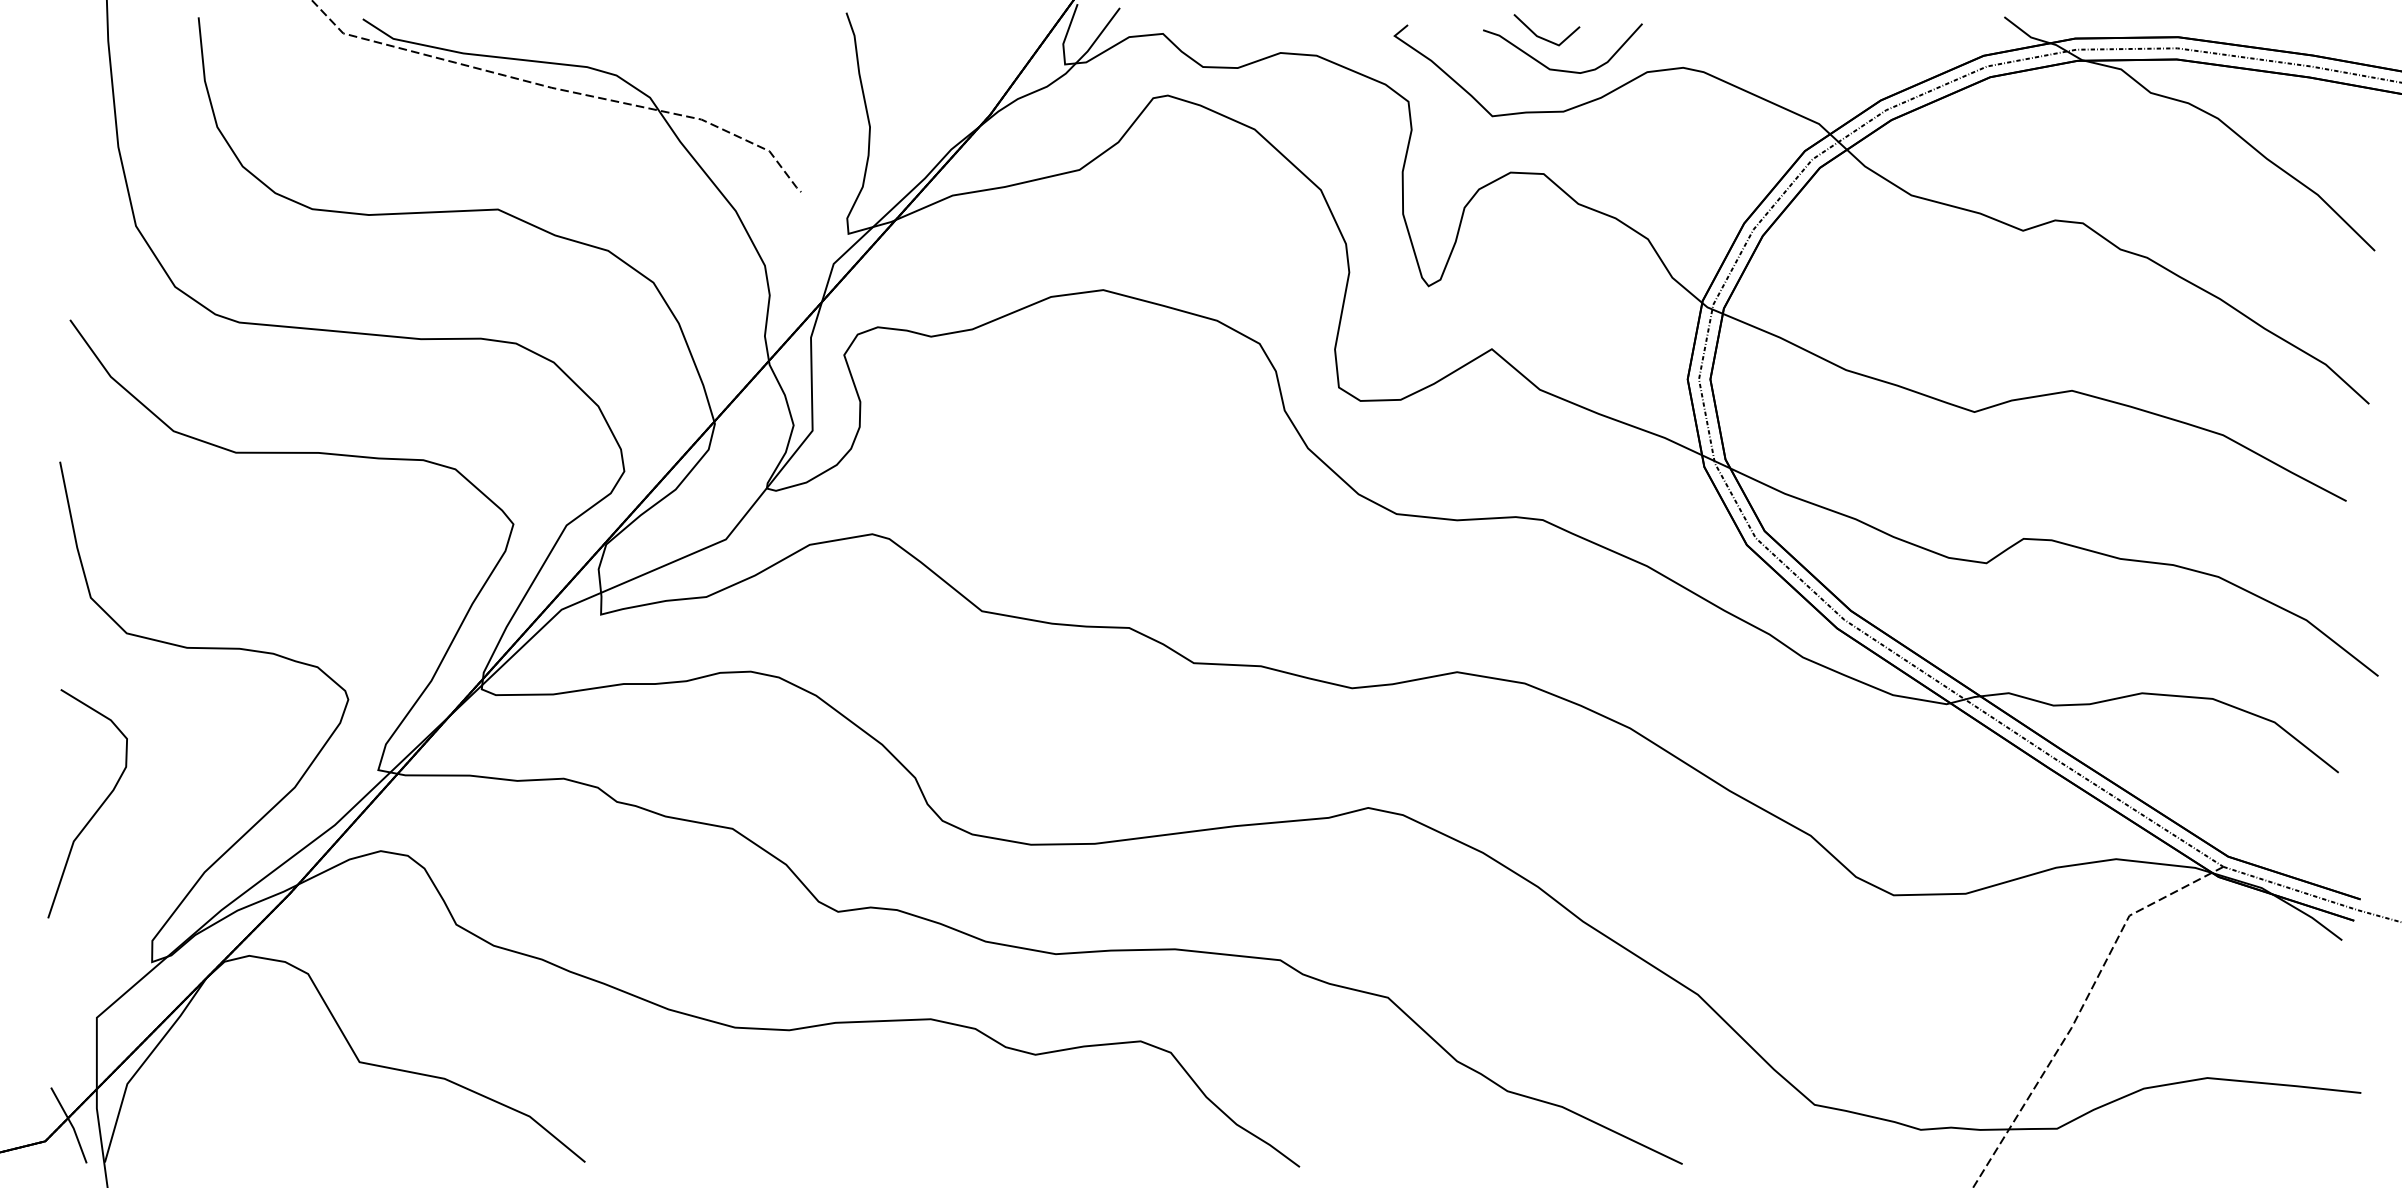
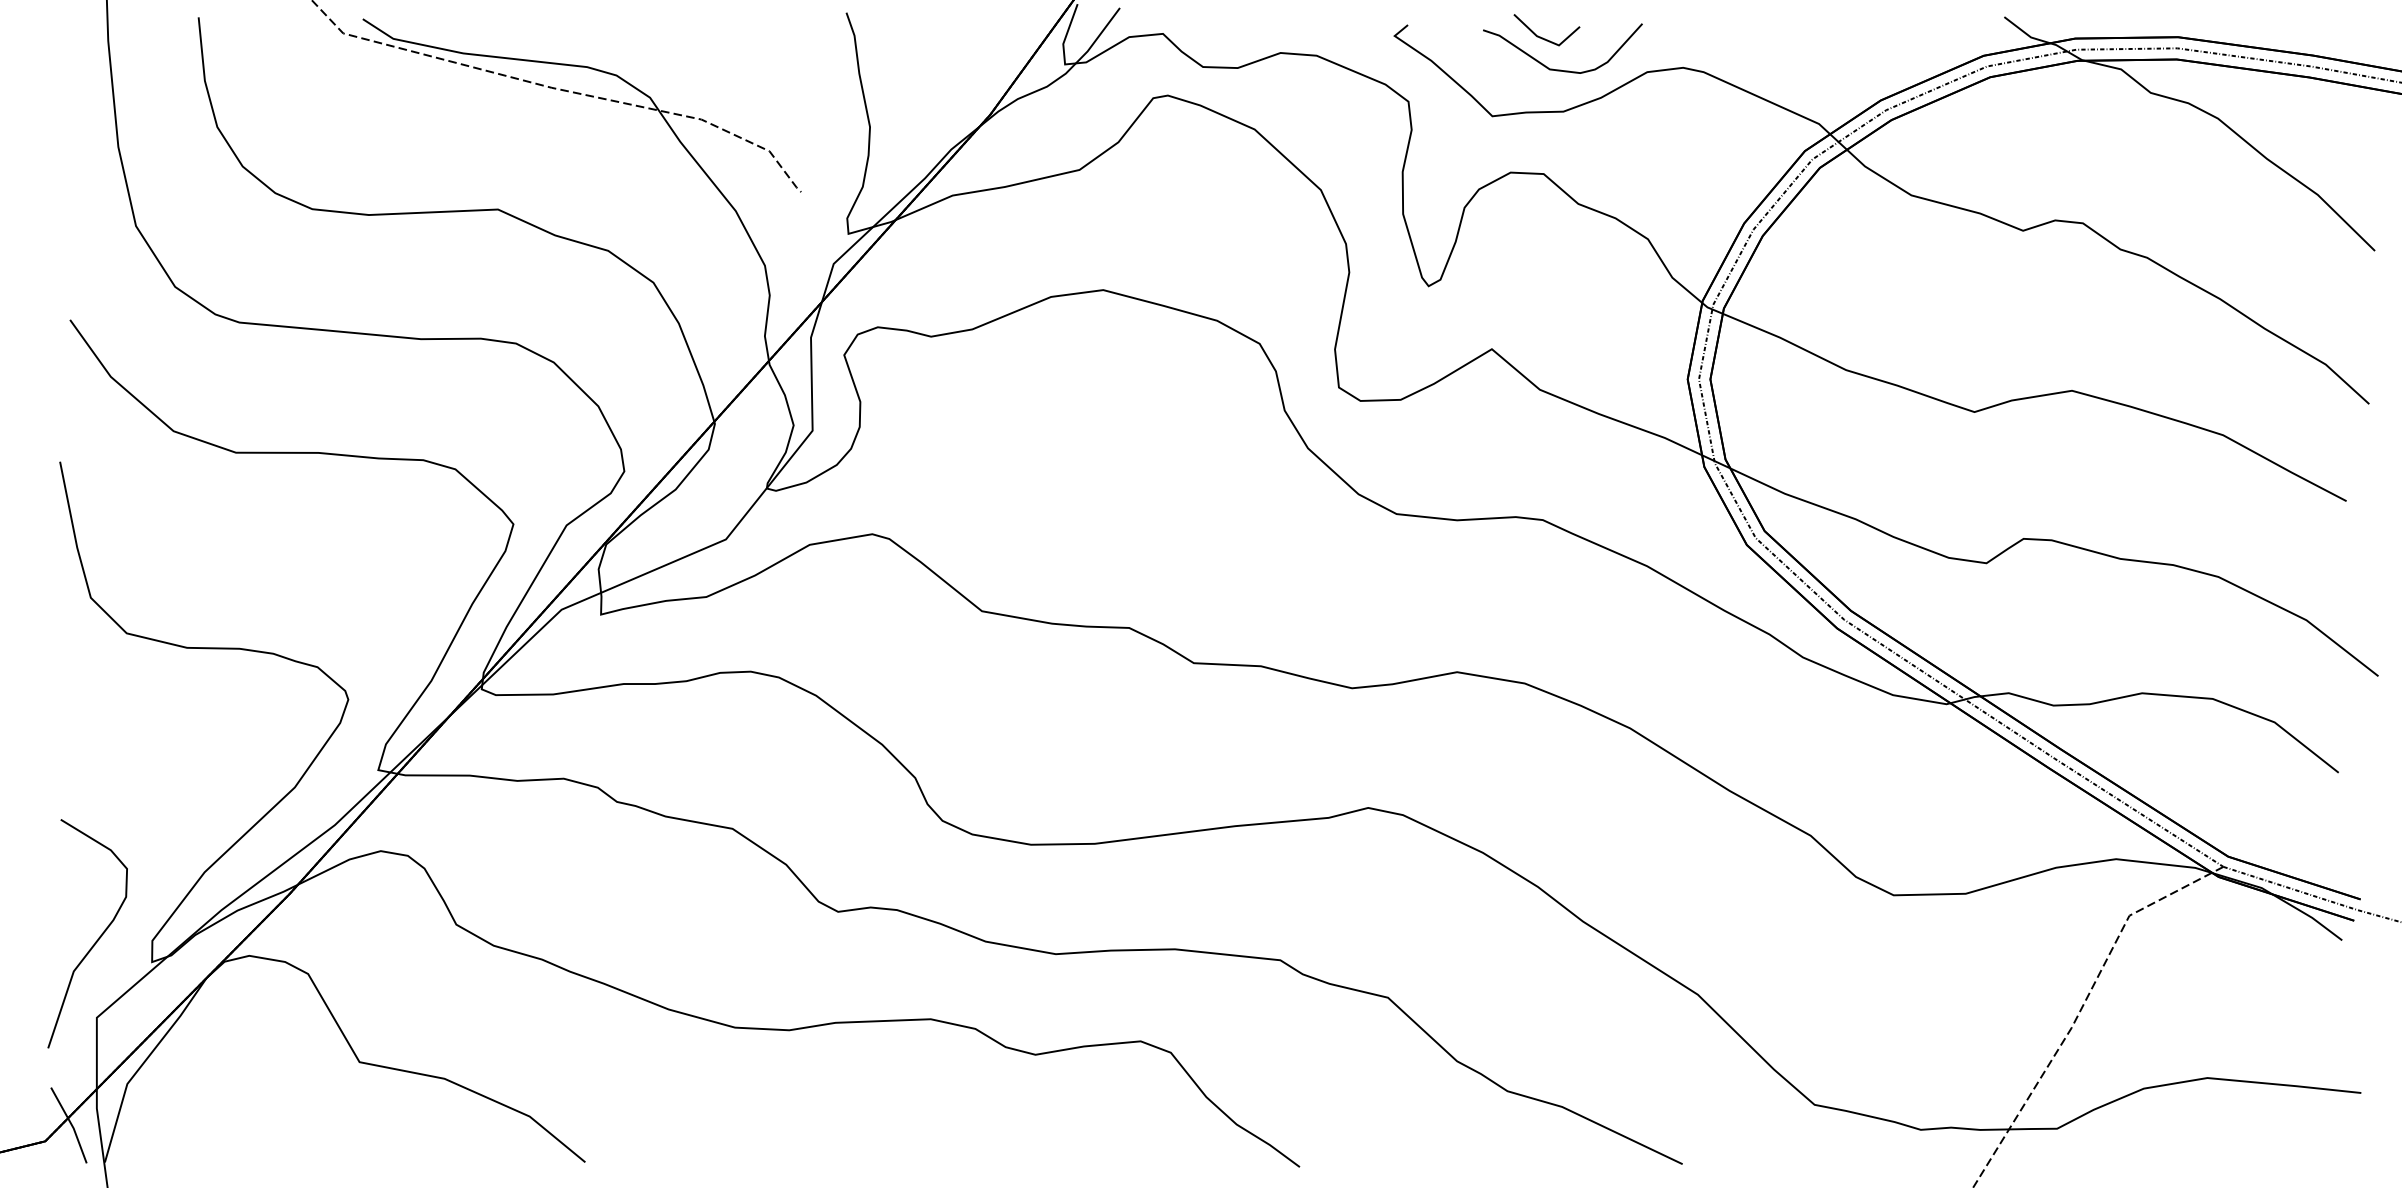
curve position: (95, 811) -> (95, 941) (95, 941)
